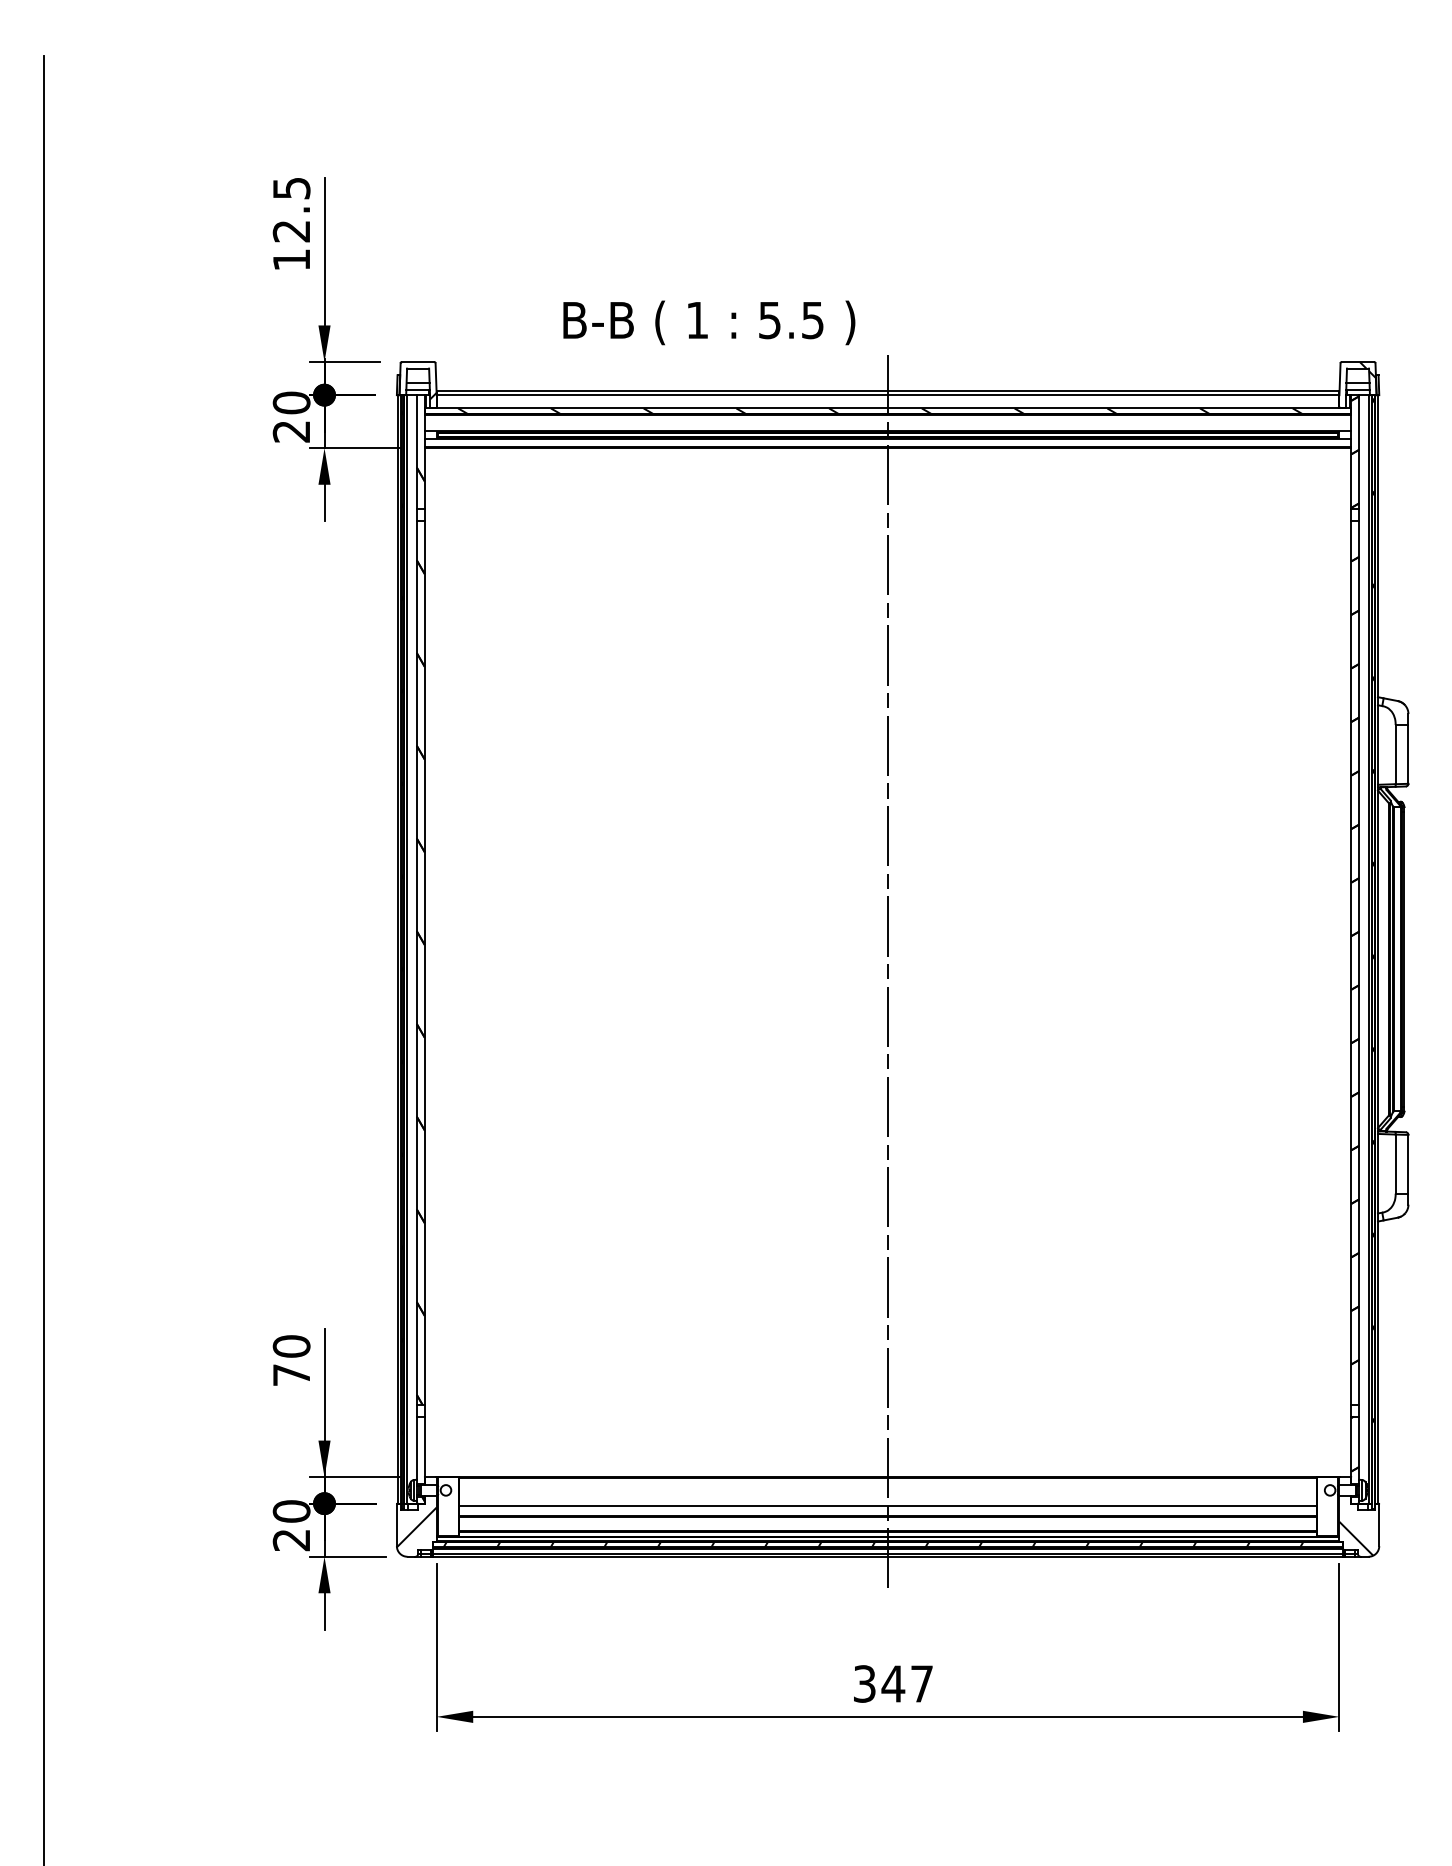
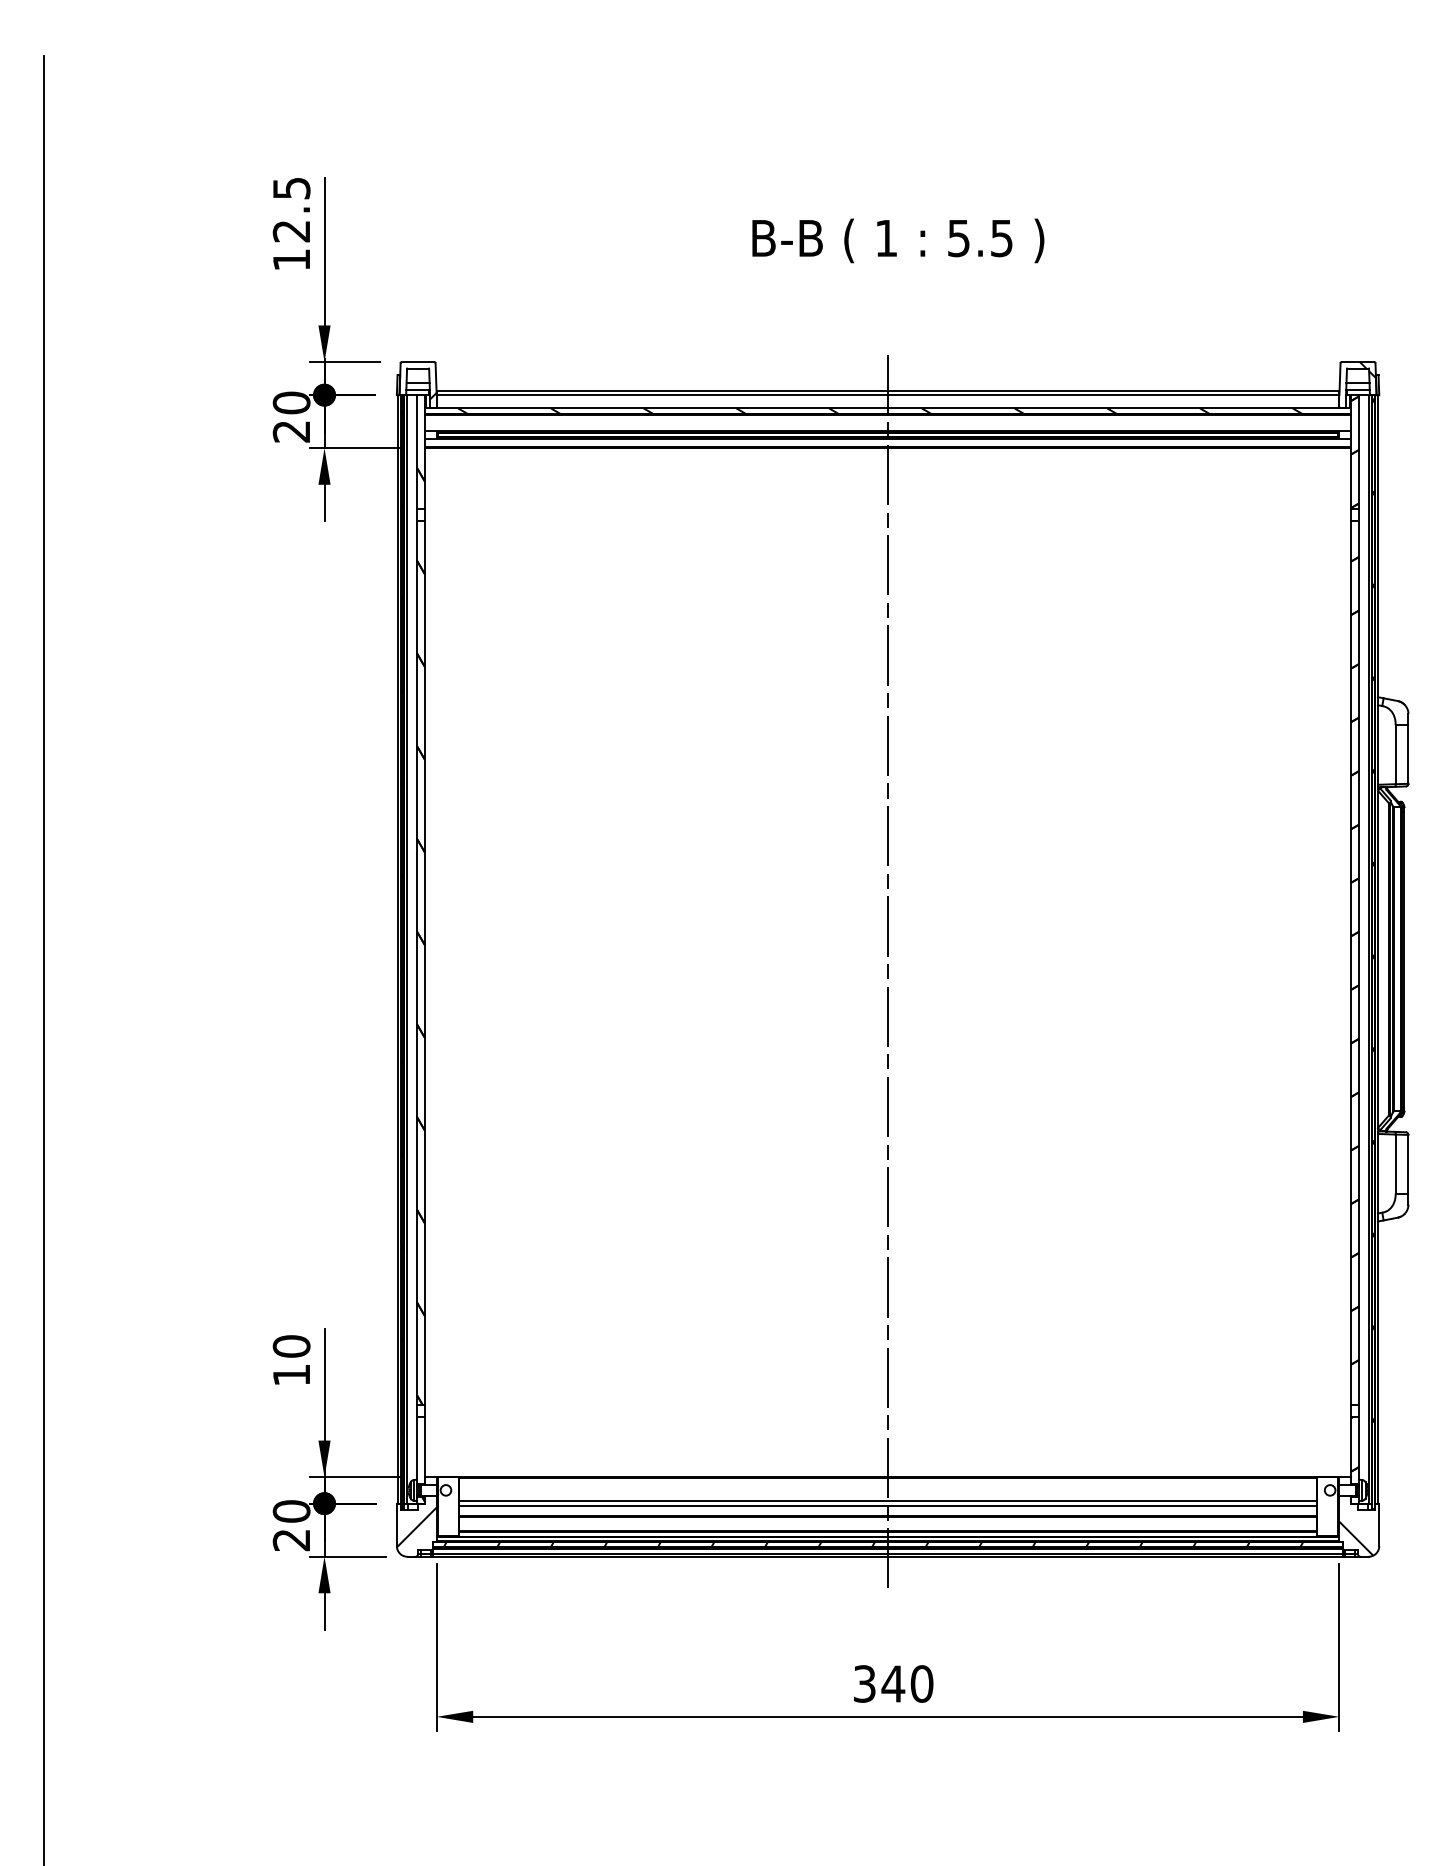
text position: (709, 322) -> (898, 240) (898, 240)
text: 70 -> 10 (291, 1374)
line: none -> present (887, 1501)
text: 347 -> 340 (921, 1683)
